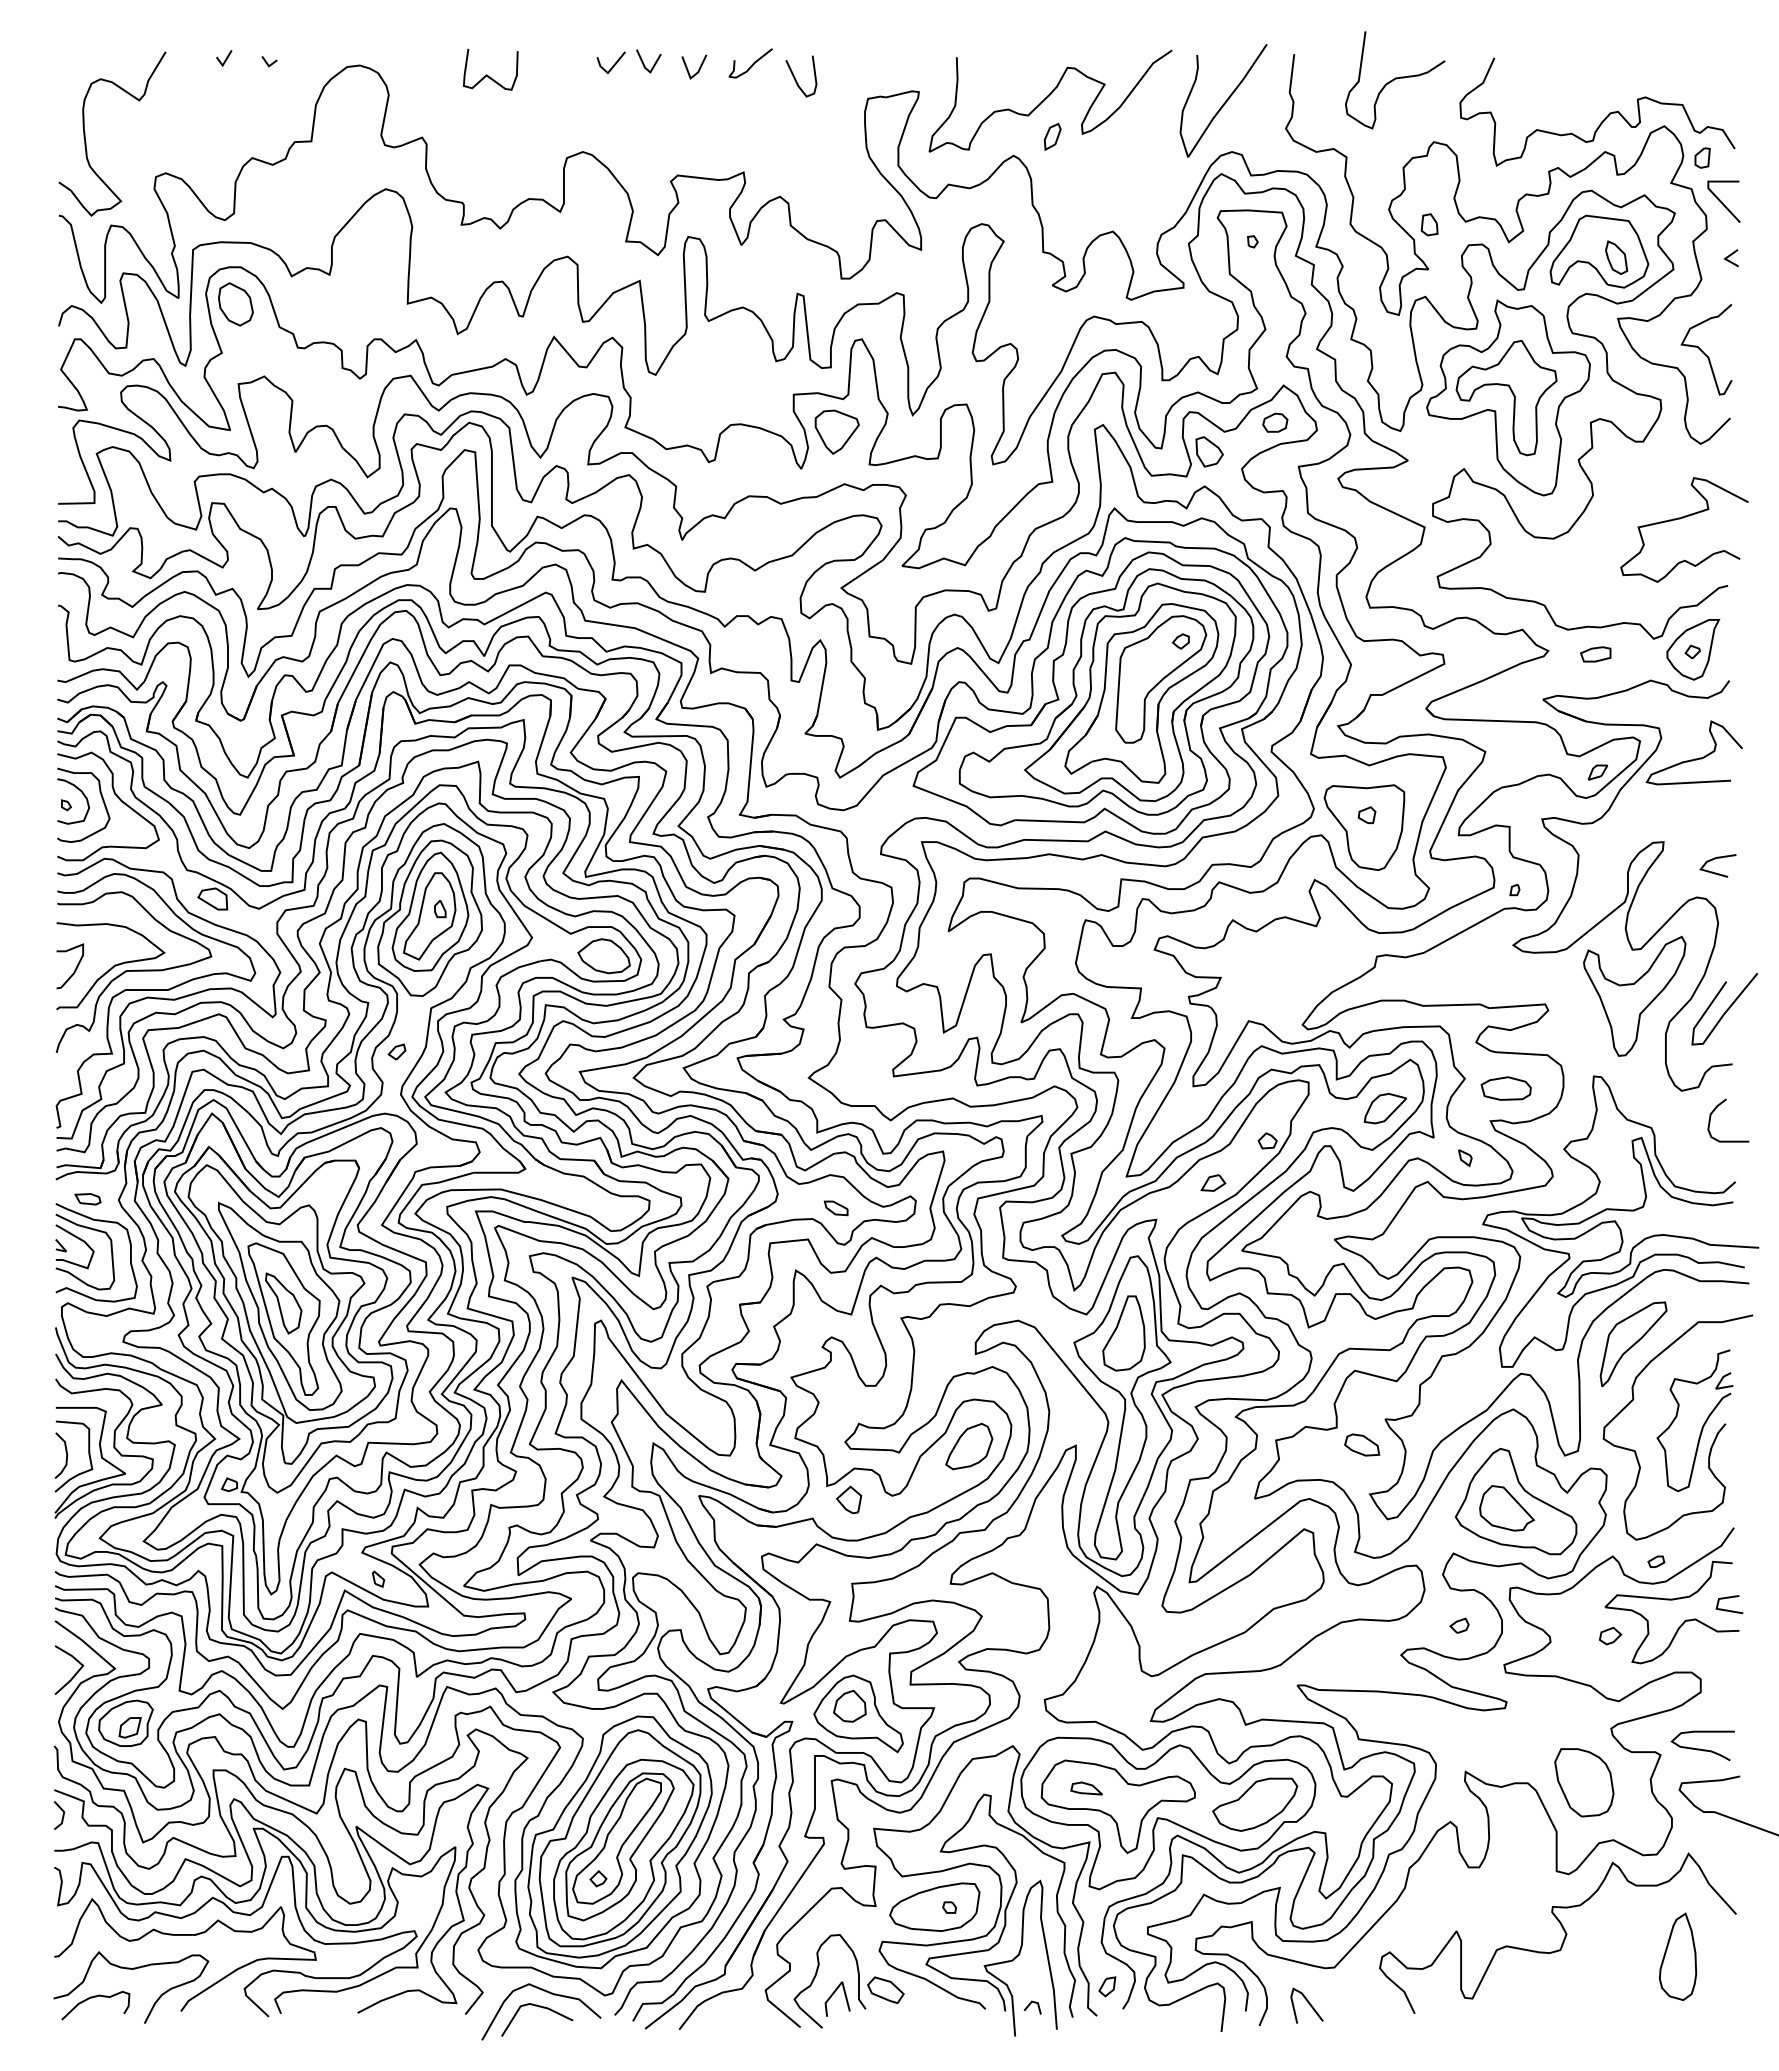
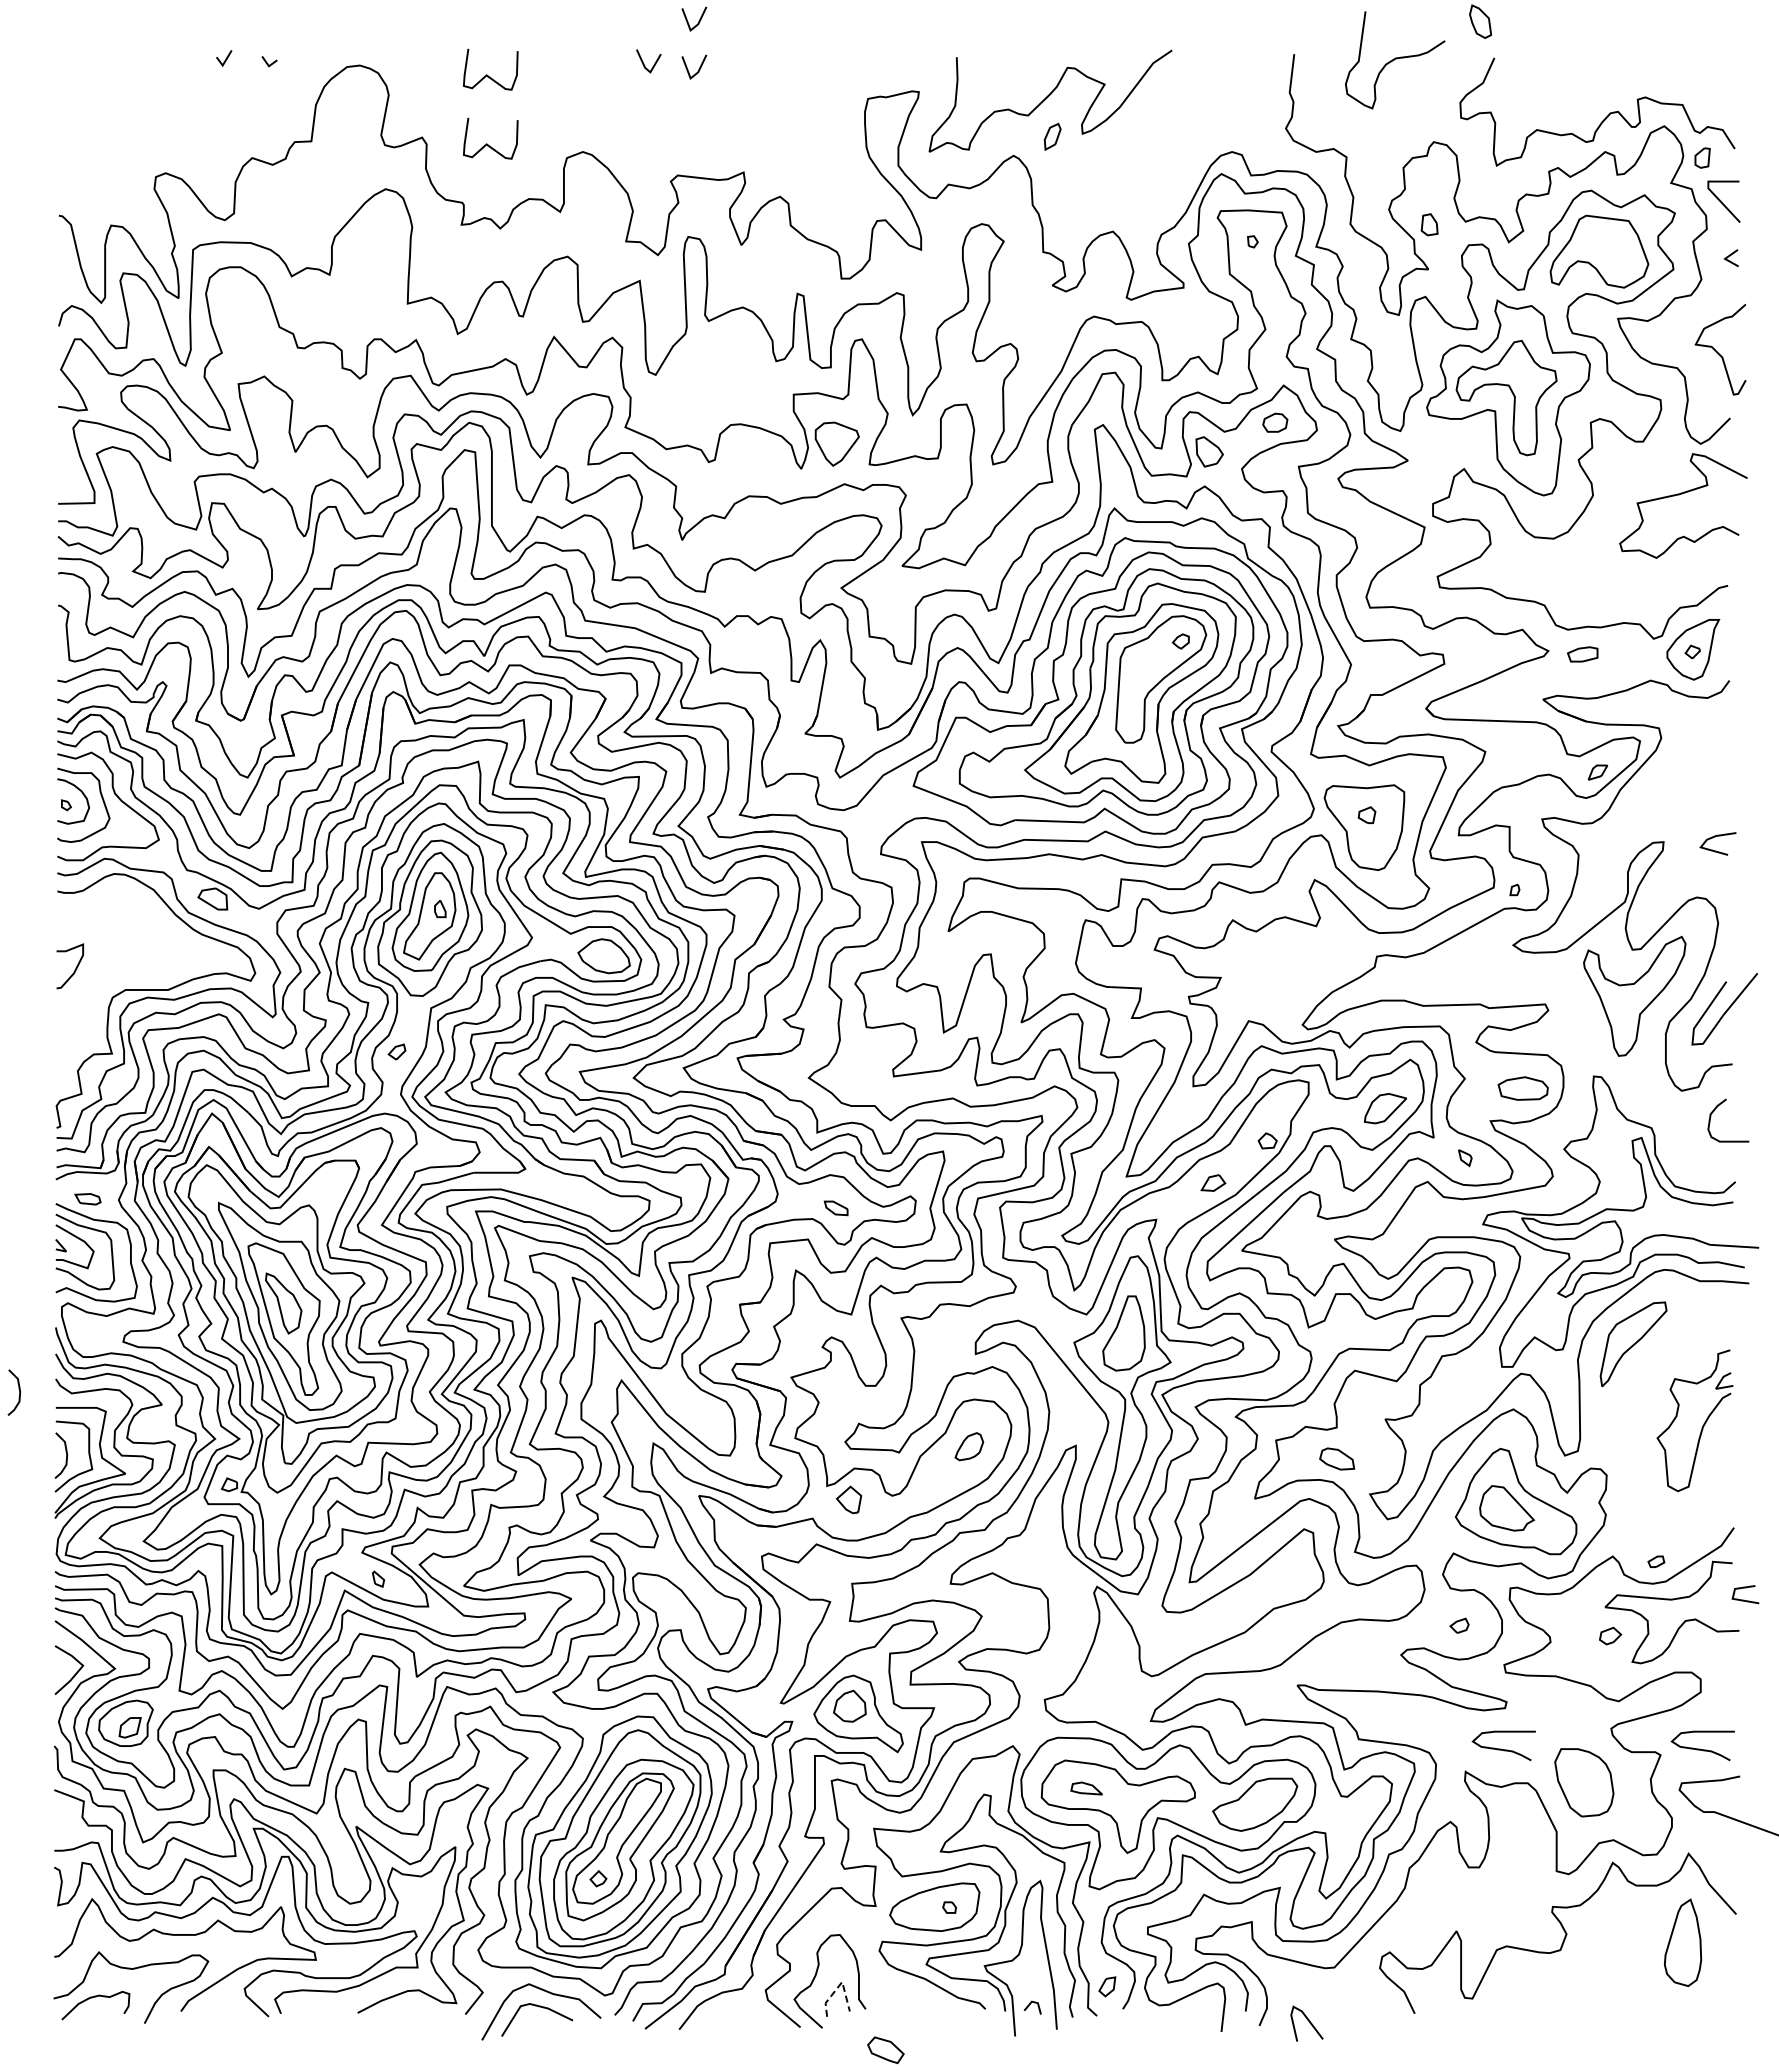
line: none -> present (698, 21)
line: present -> none (613, 64)
curve: present -> none (751, 64)
curve: present -> none (796, 79)
curve position: (1395, 79) -> (1395, 59) (1395, 59)
curve: present -> none (1225, 100)
curve: present -> none (85, 133)
curve: none -> present (487, 143)
part position: (1616, 257) -> (1480, 21) (1480, 21)
part: present -> none (235, 304)
curve position: (1703, 351) -> (1717, 351) (1717, 351)
part position: (836, 431) -> (836, 443) (836, 443)
curve position: (1680, 519) -> (1679, 495) (1679, 495)
part position: (1595, 654) -> (1582, 654) (1582, 654)
curve: present -> none (1694, 758)
line position: (1715, 859) -> (1715, 837) (1715, 837)
part: present -> none (133, 971)
part position: (1505, 1088) -> (1522, 1088) (1522, 1088)
curve: none -> present (18, 1389)
curve: present -> none (1712, 1442)
part position: (1362, 1444) -> (1337, 1458) (1337, 1458)
part size: 49x48 px -> 31x30 px (969, 1446)
line position: (1728, 1609) -> (1744, 1599) (1744, 1599)
curve: none -> present (1501, 1748)
line: present -> none (62, 1815)
part position: (1678, 1956) -> (1683, 1942) (1683, 1942)
line: solid -> dashed (839, 1985)
part position: (885, 1990) -> (885, 2050) (885, 2050)
line position: (1308, 2003) -> (1308, 2021) (1308, 2021)
